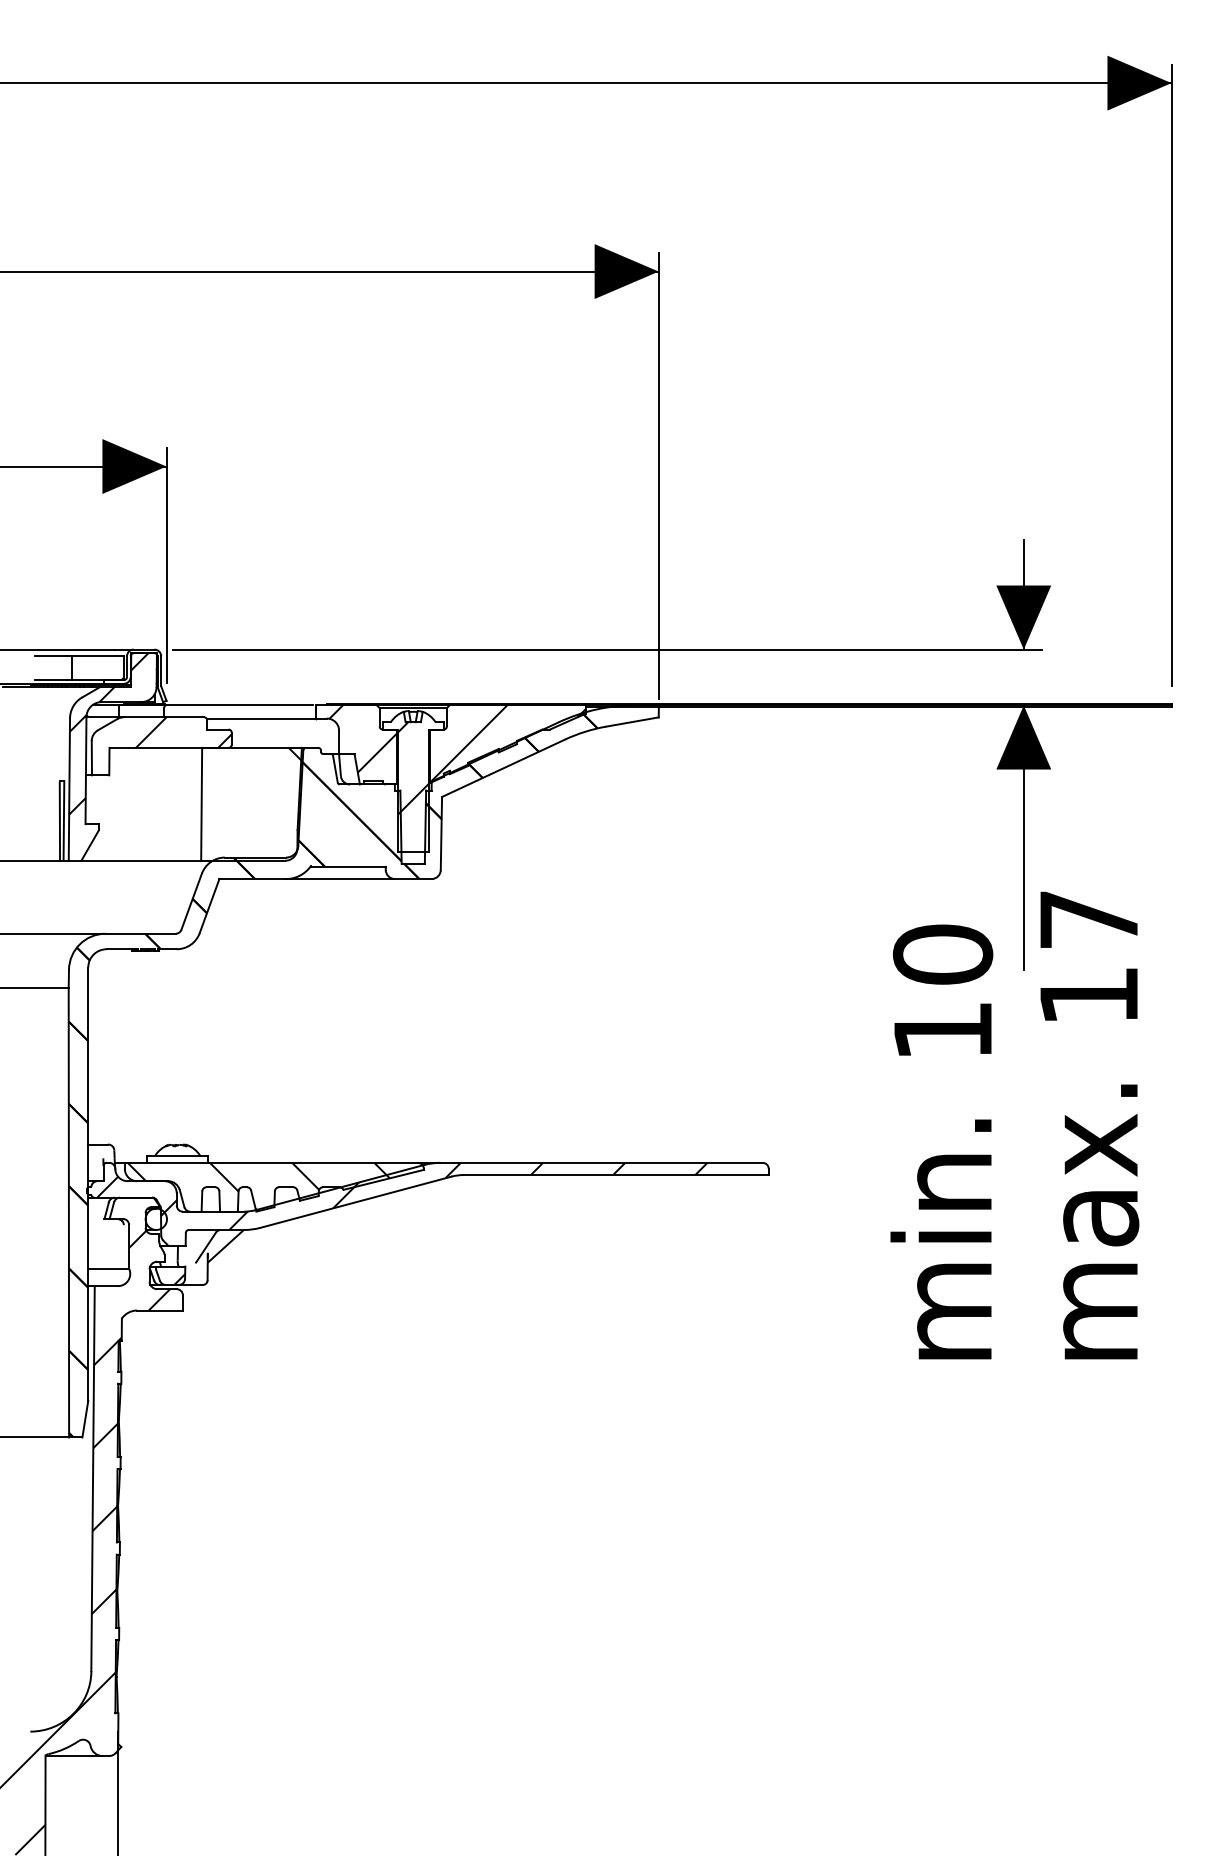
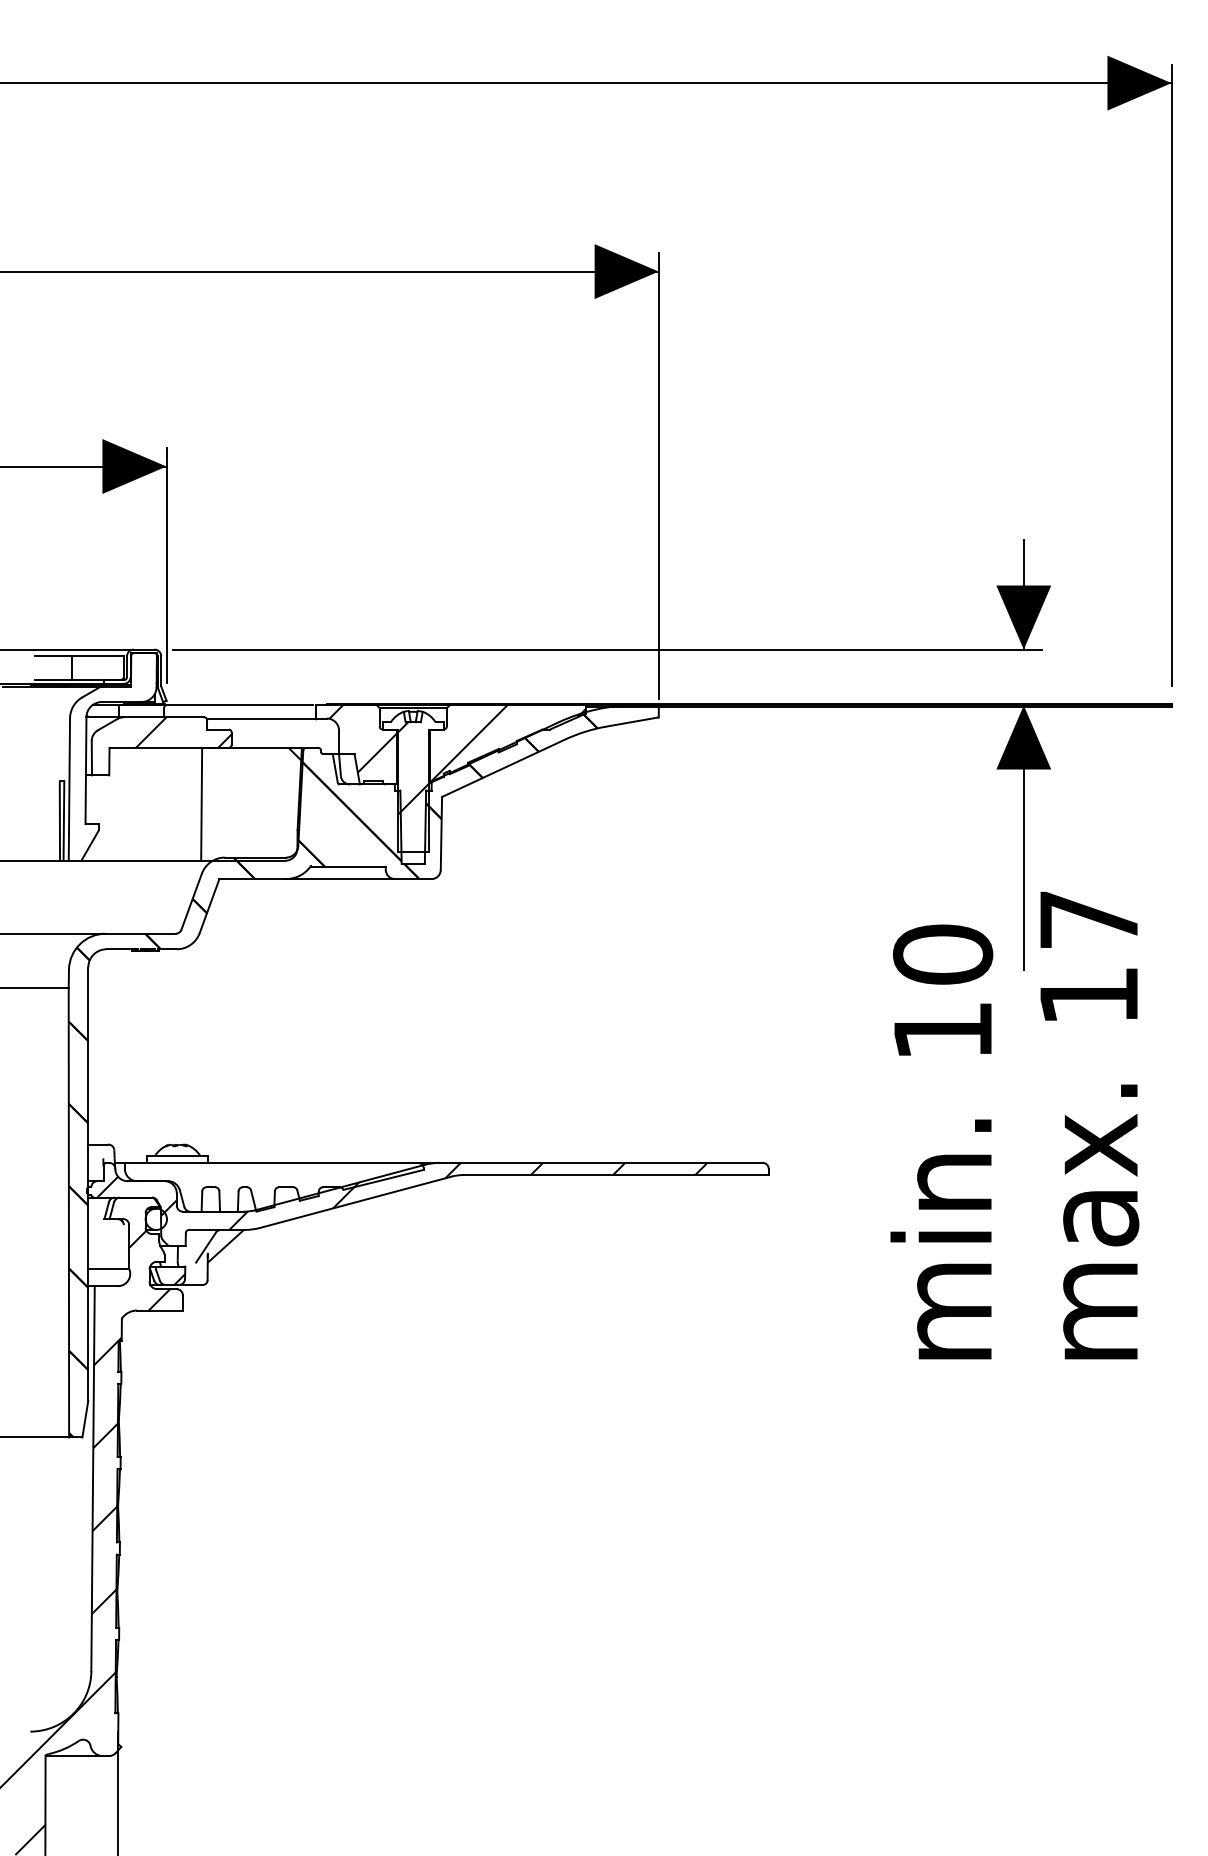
hatch: present -> none (108, 733)
hatch: present -> none (258, 1186)
